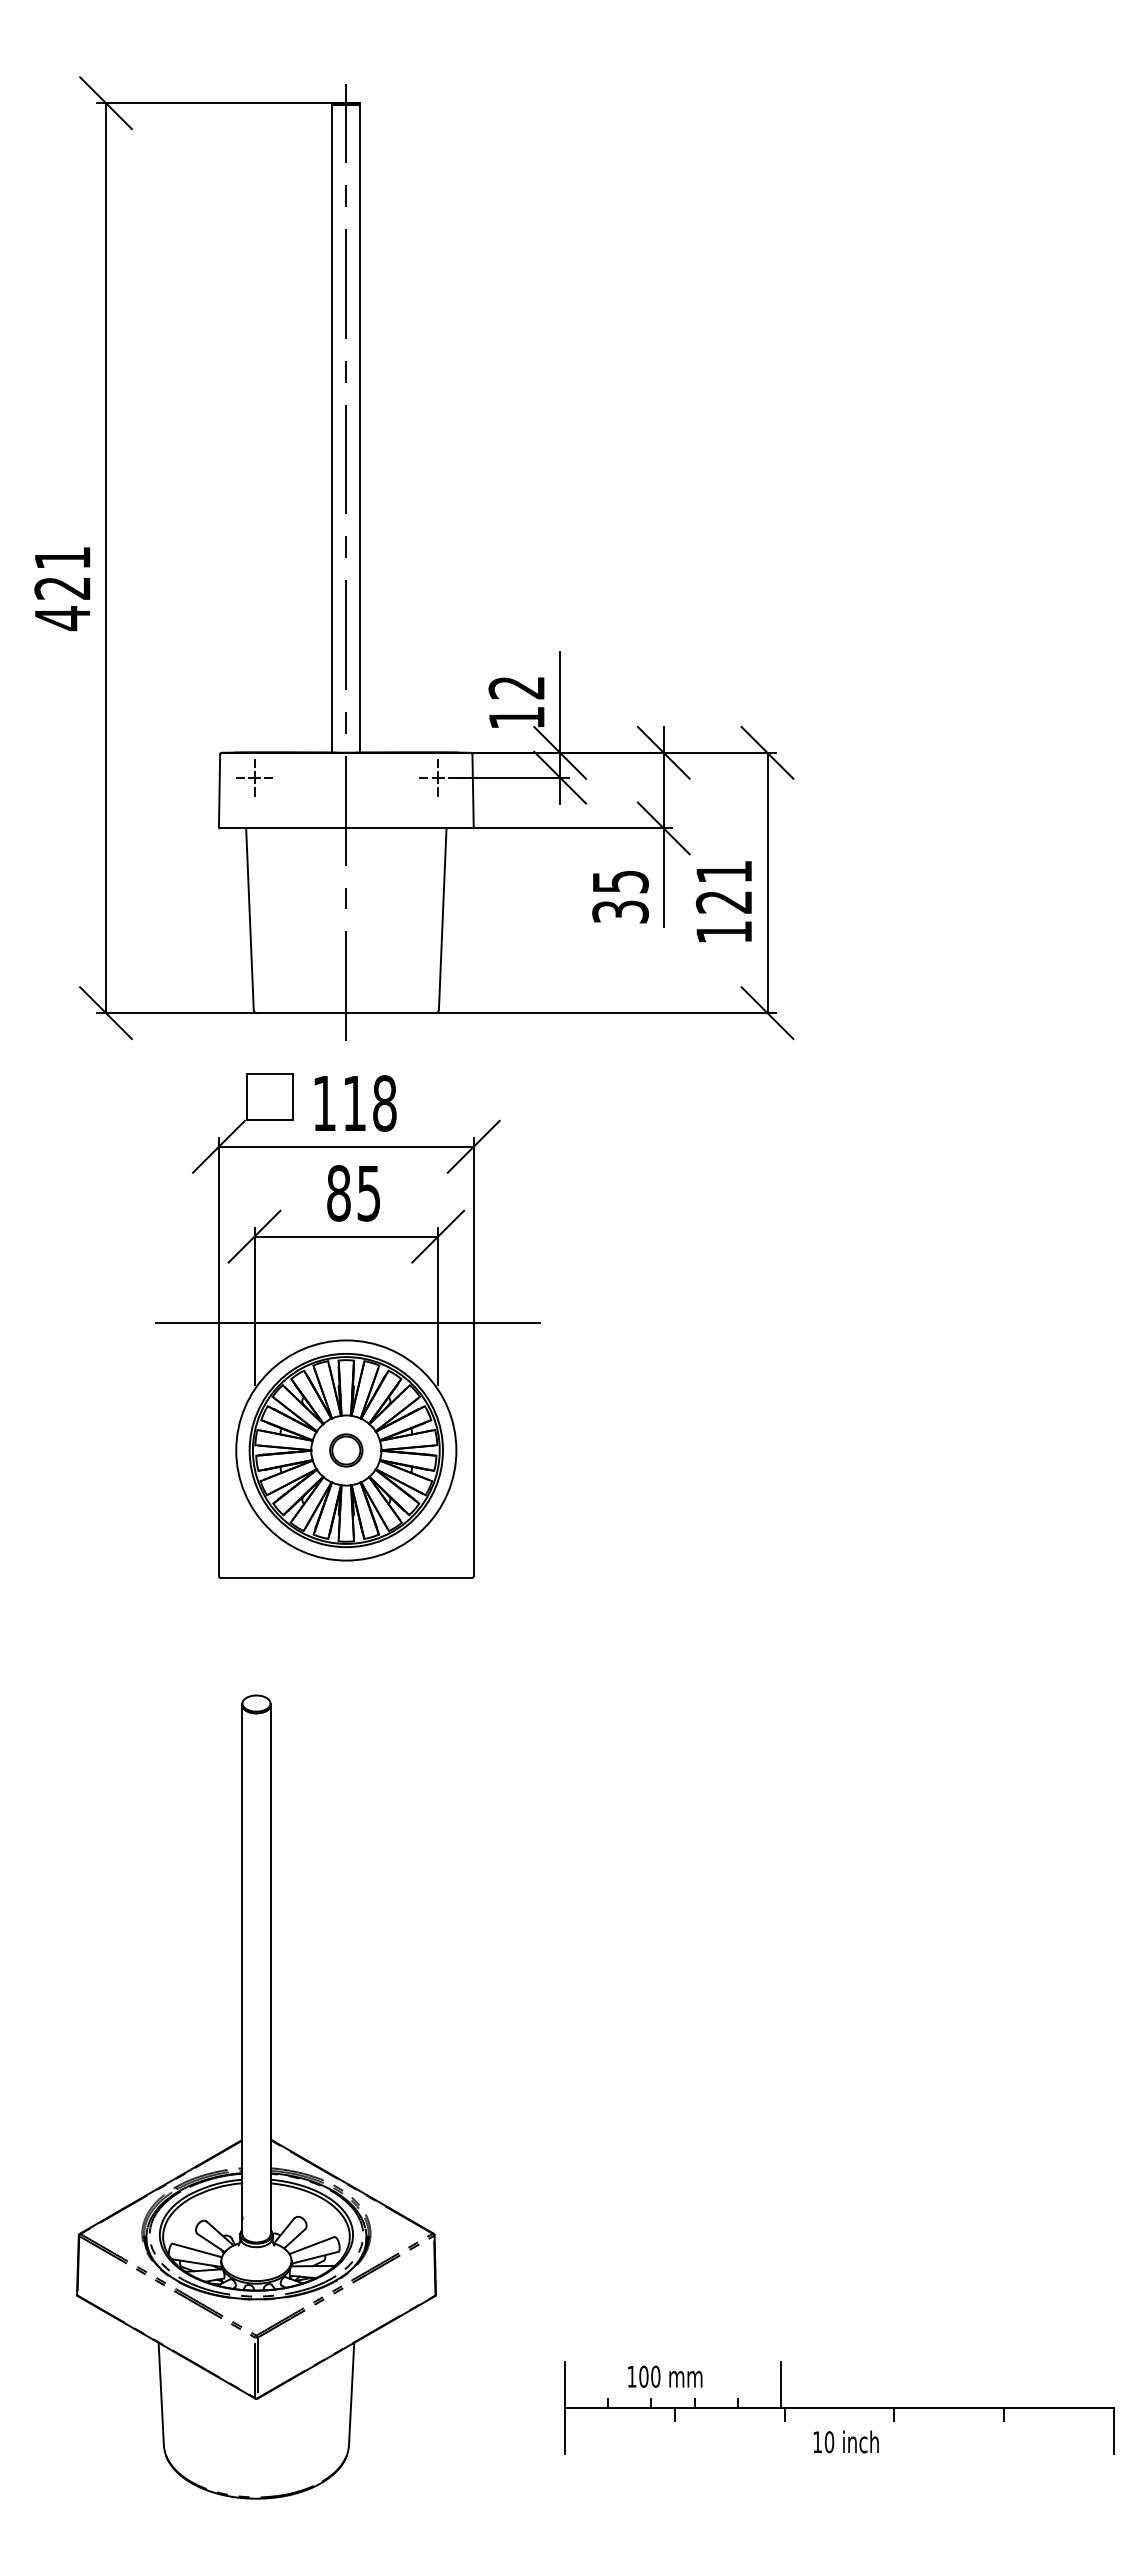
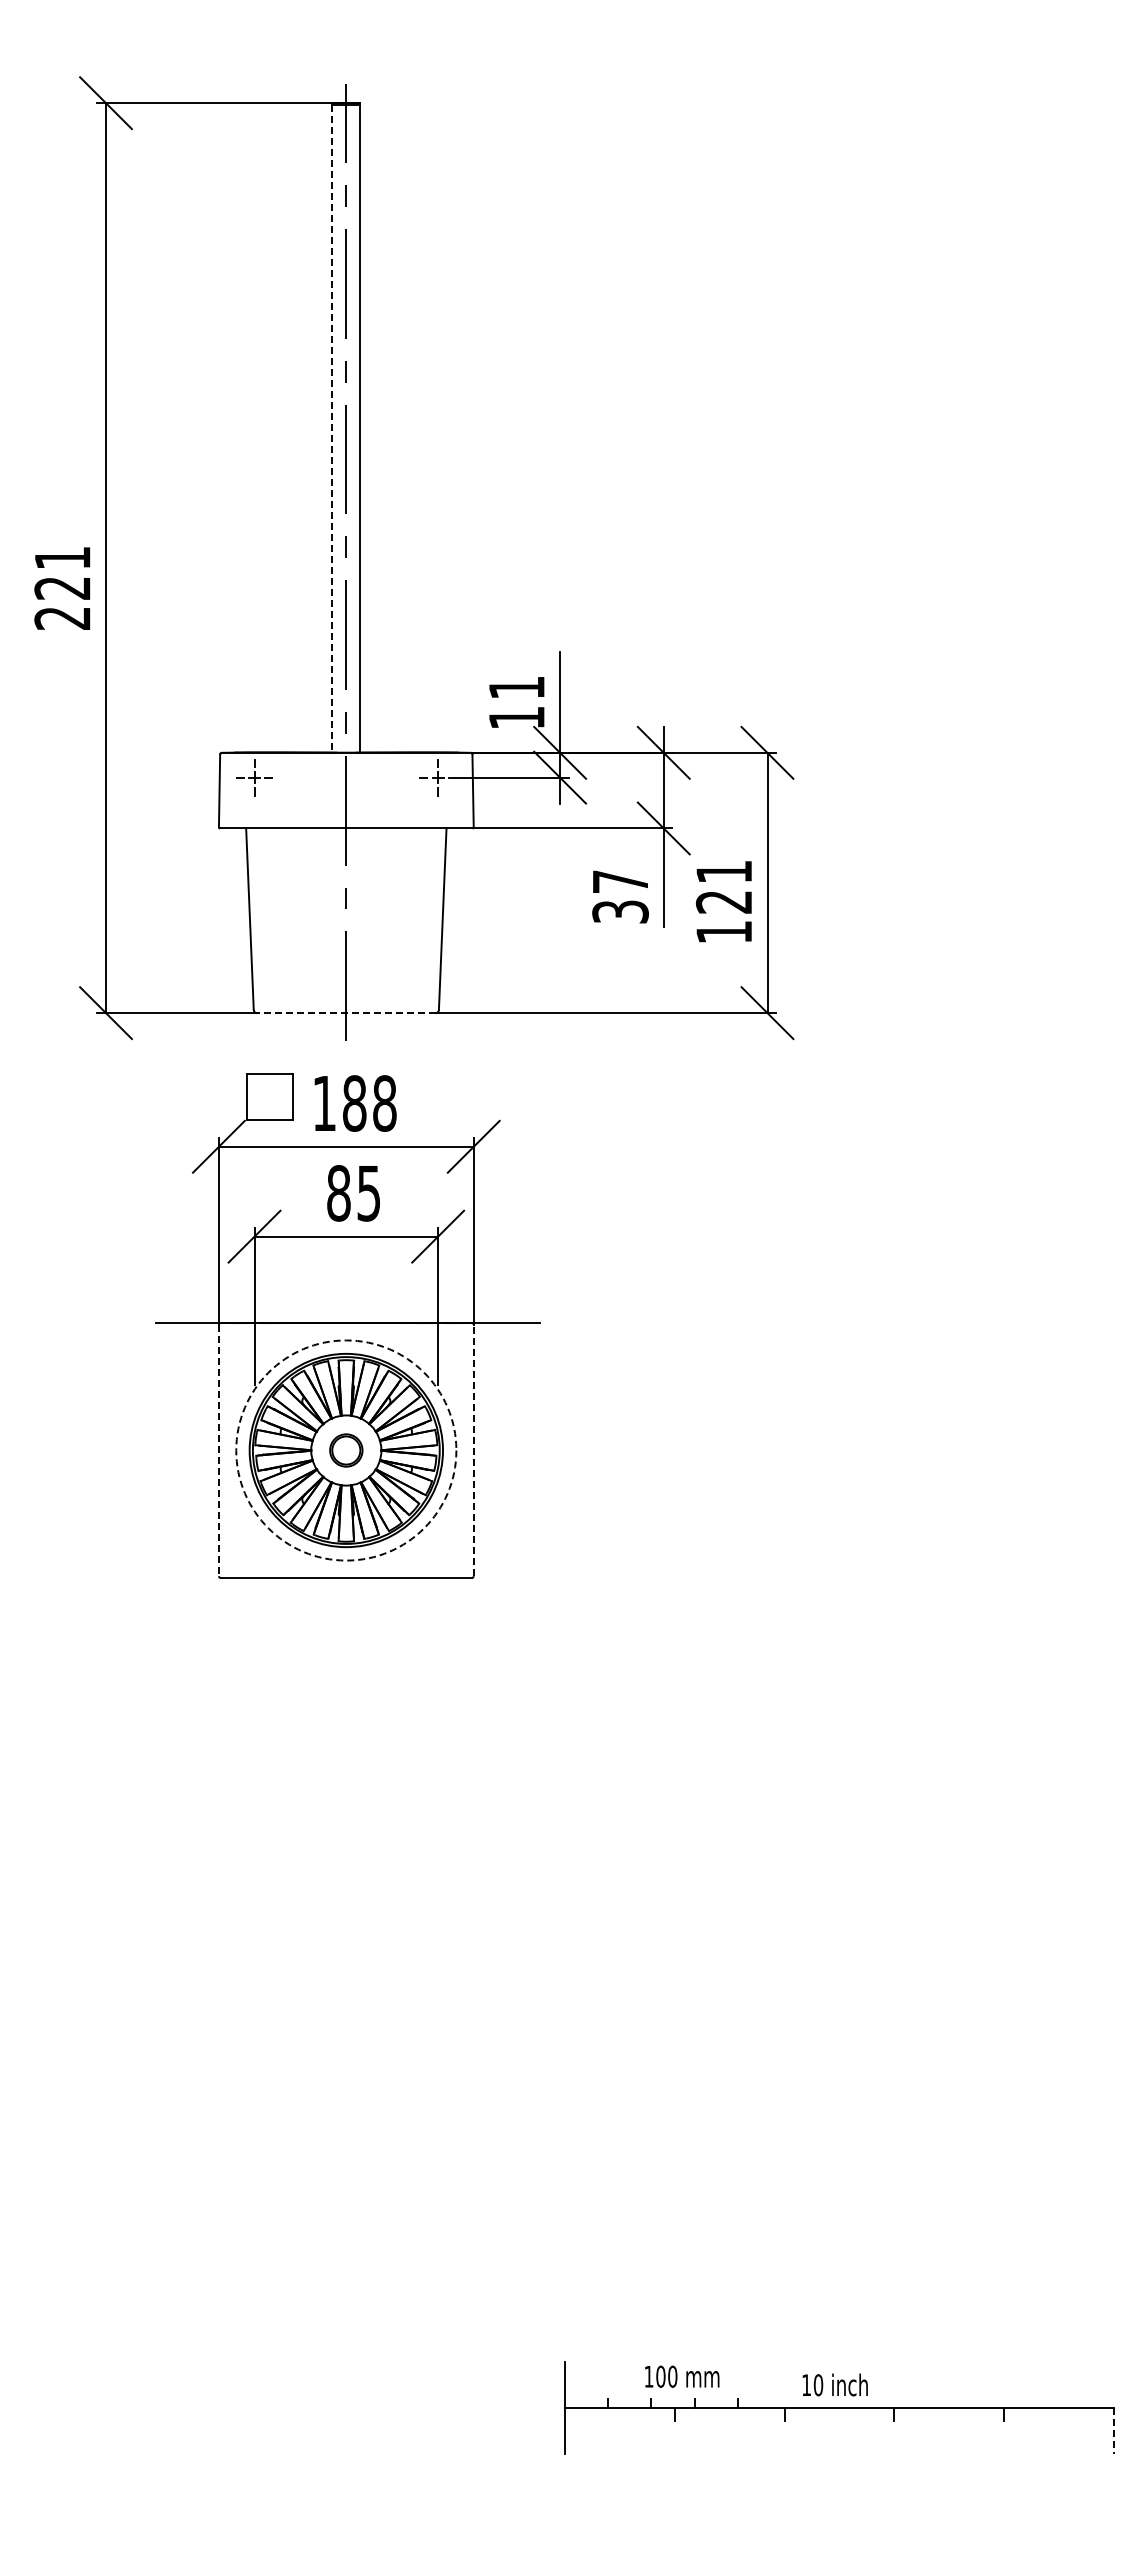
line: solid -> dashed (332, 429)
text: 421 -> 221 (62, 618)
text: 12 -> 11 (516, 688)
text: 35 -> 37 (620, 881)
line: solid -> dashed (345, 1013)
text: 118 -> 188 (354, 1103)
line: solid -> dashed (218, 1450)
circle: solid -> dashed (346, 1450)
line: solid -> dashed (473, 1450)
part: present -> none (256, 2096)
text position: (665, 2376) -> (682, 2376) (682, 2376)
line: present -> none (781, 2384)
line: solid -> dashed (1113, 2431)
text position: (845, 2441) -> (834, 2384) (834, 2384)
